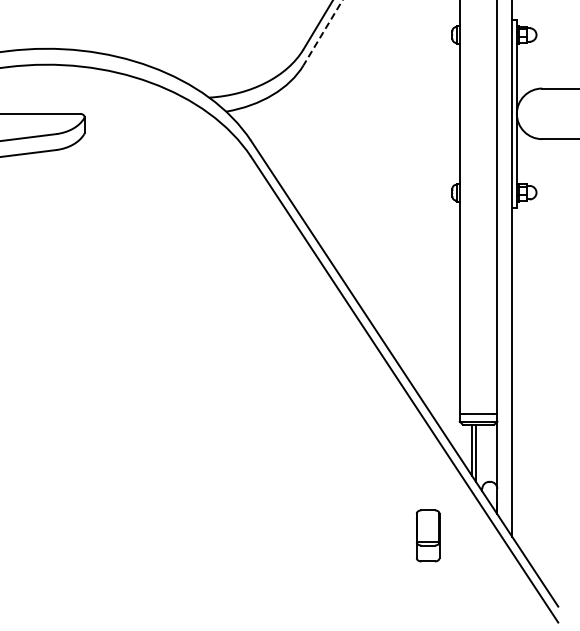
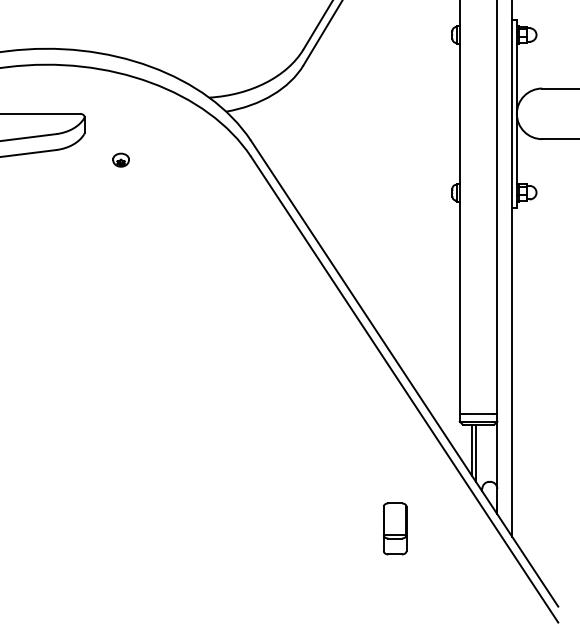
line: dashed -> solid (323, 32)
part: none -> present (120, 159)
part position: (428, 535) -> (395, 528) (395, 528)
